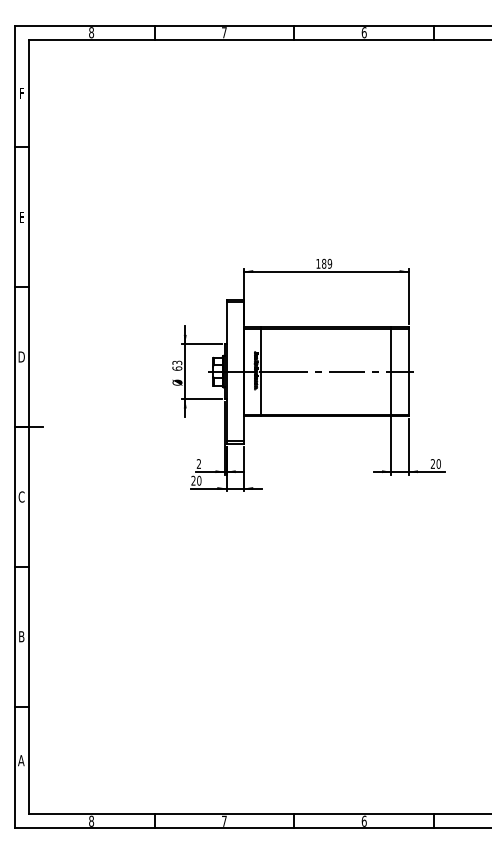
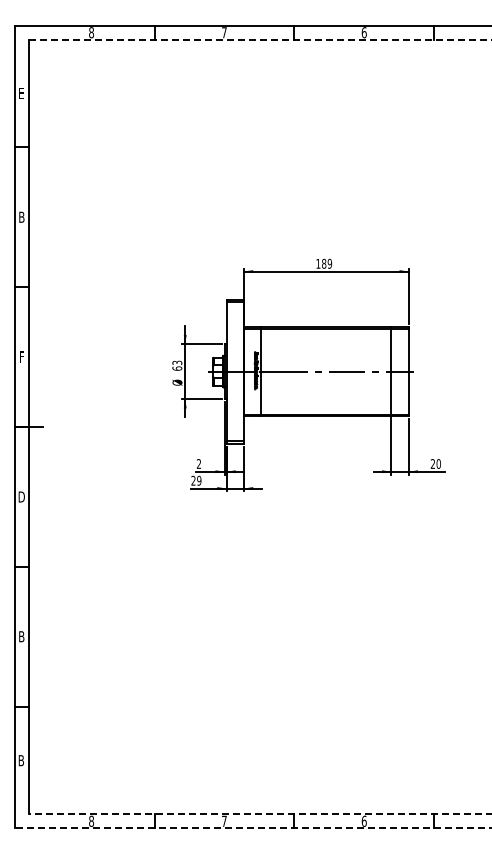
line: solid -> dashed (260, 39)
text: F -> E (21, 93)
text: E -> B (21, 216)
text: D -> F (21, 356)
text: 20 -> 29 (199, 480)
text: C -> D (21, 496)
text: A -> B (21, 760)
line: solid -> dashed (259, 814)
line: solid -> dashed (252, 828)
